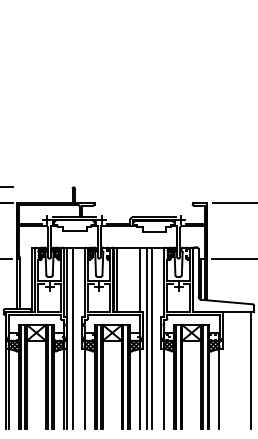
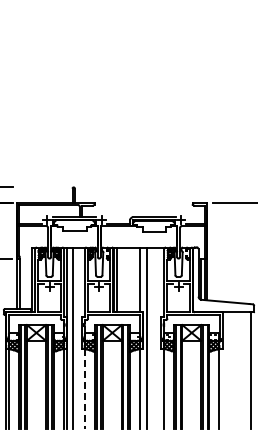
line: present -> none (232, 258)
line: present -> none (152, 337)
line: solid -> dashed (84, 389)
